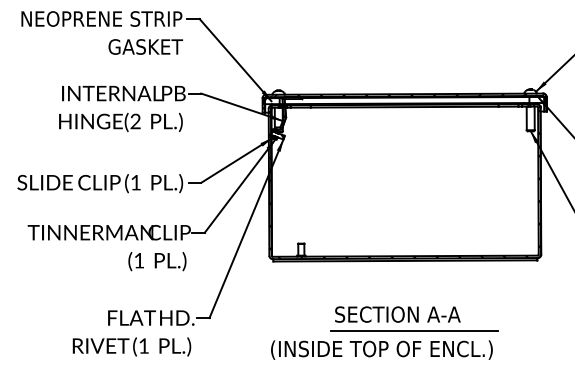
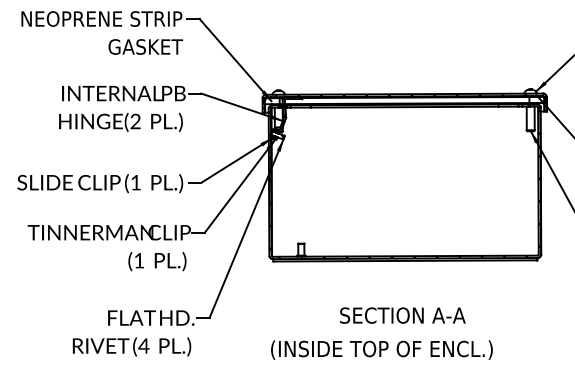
text position: (397, 314) -> (402, 315) (402, 315)
line: present -> none (414, 330)
text: (1 -> (4 (143, 345)
